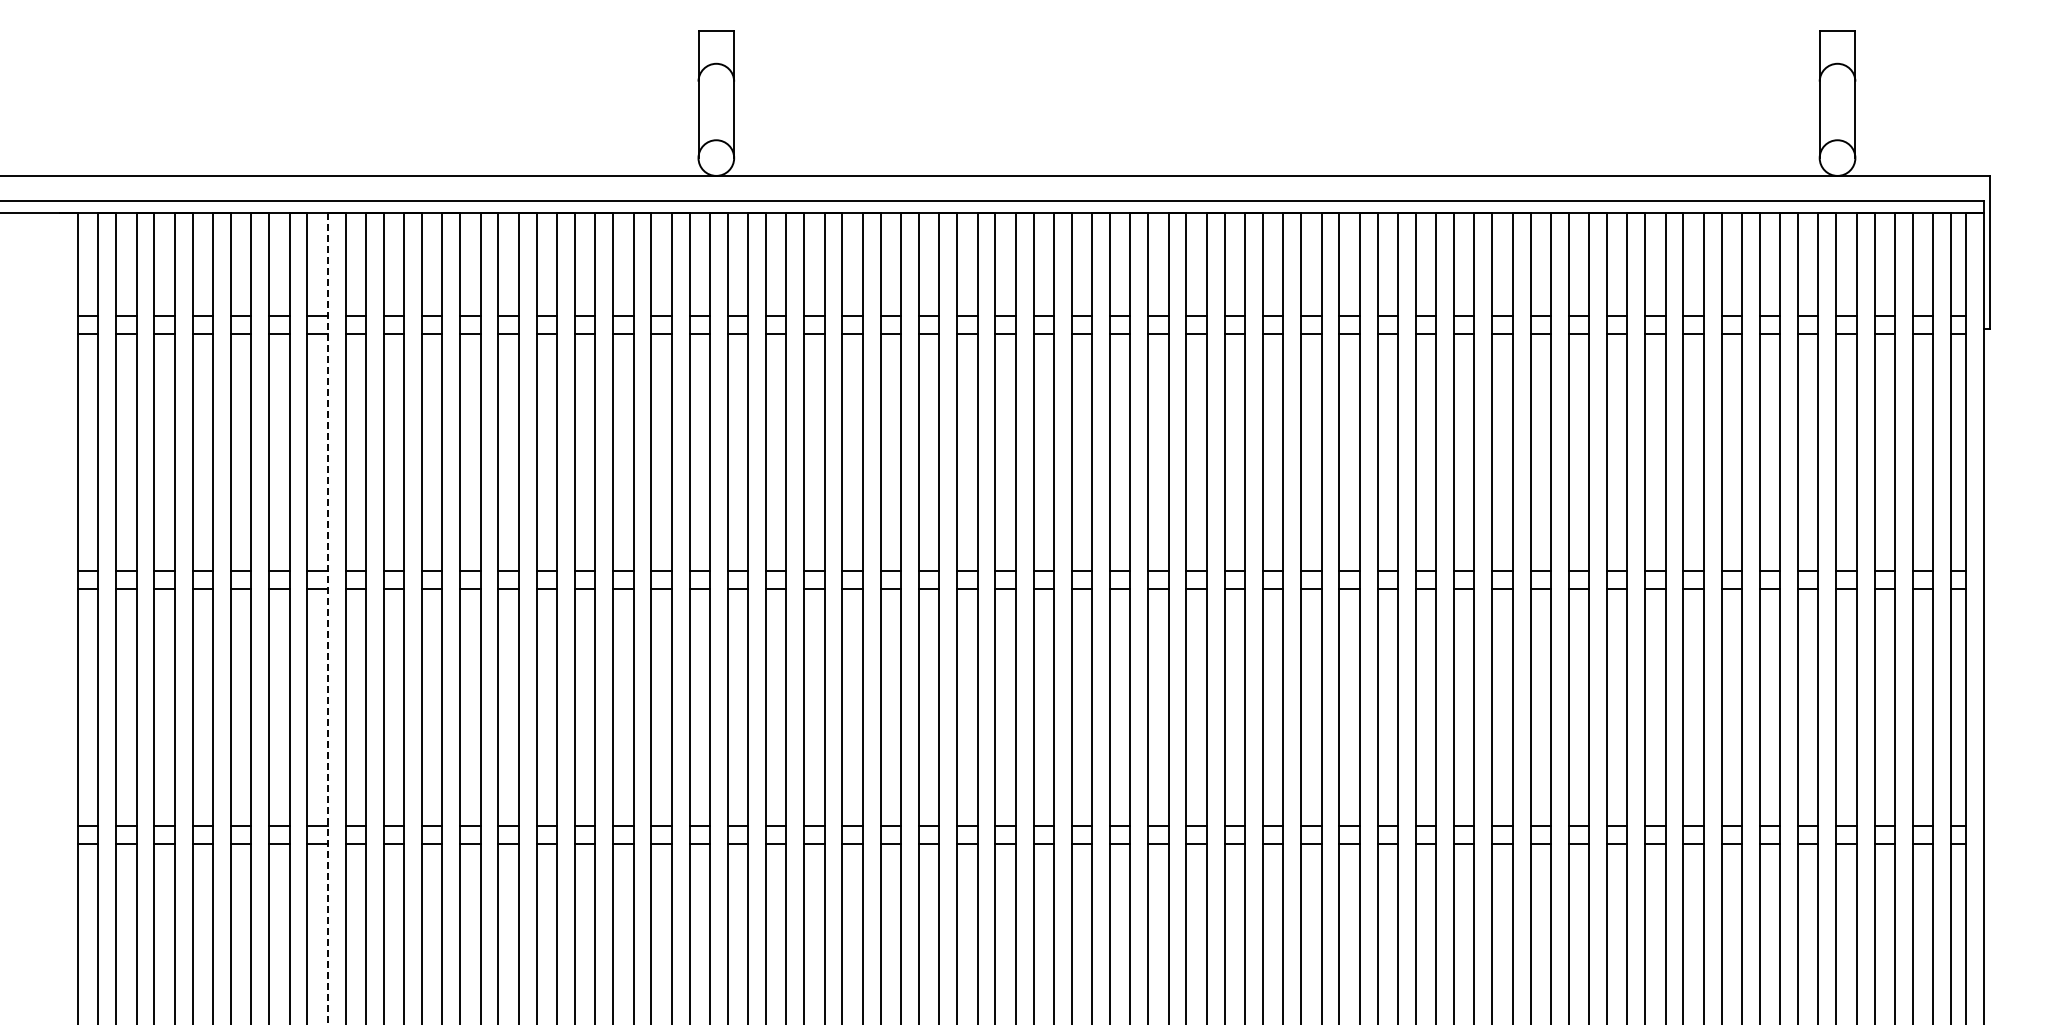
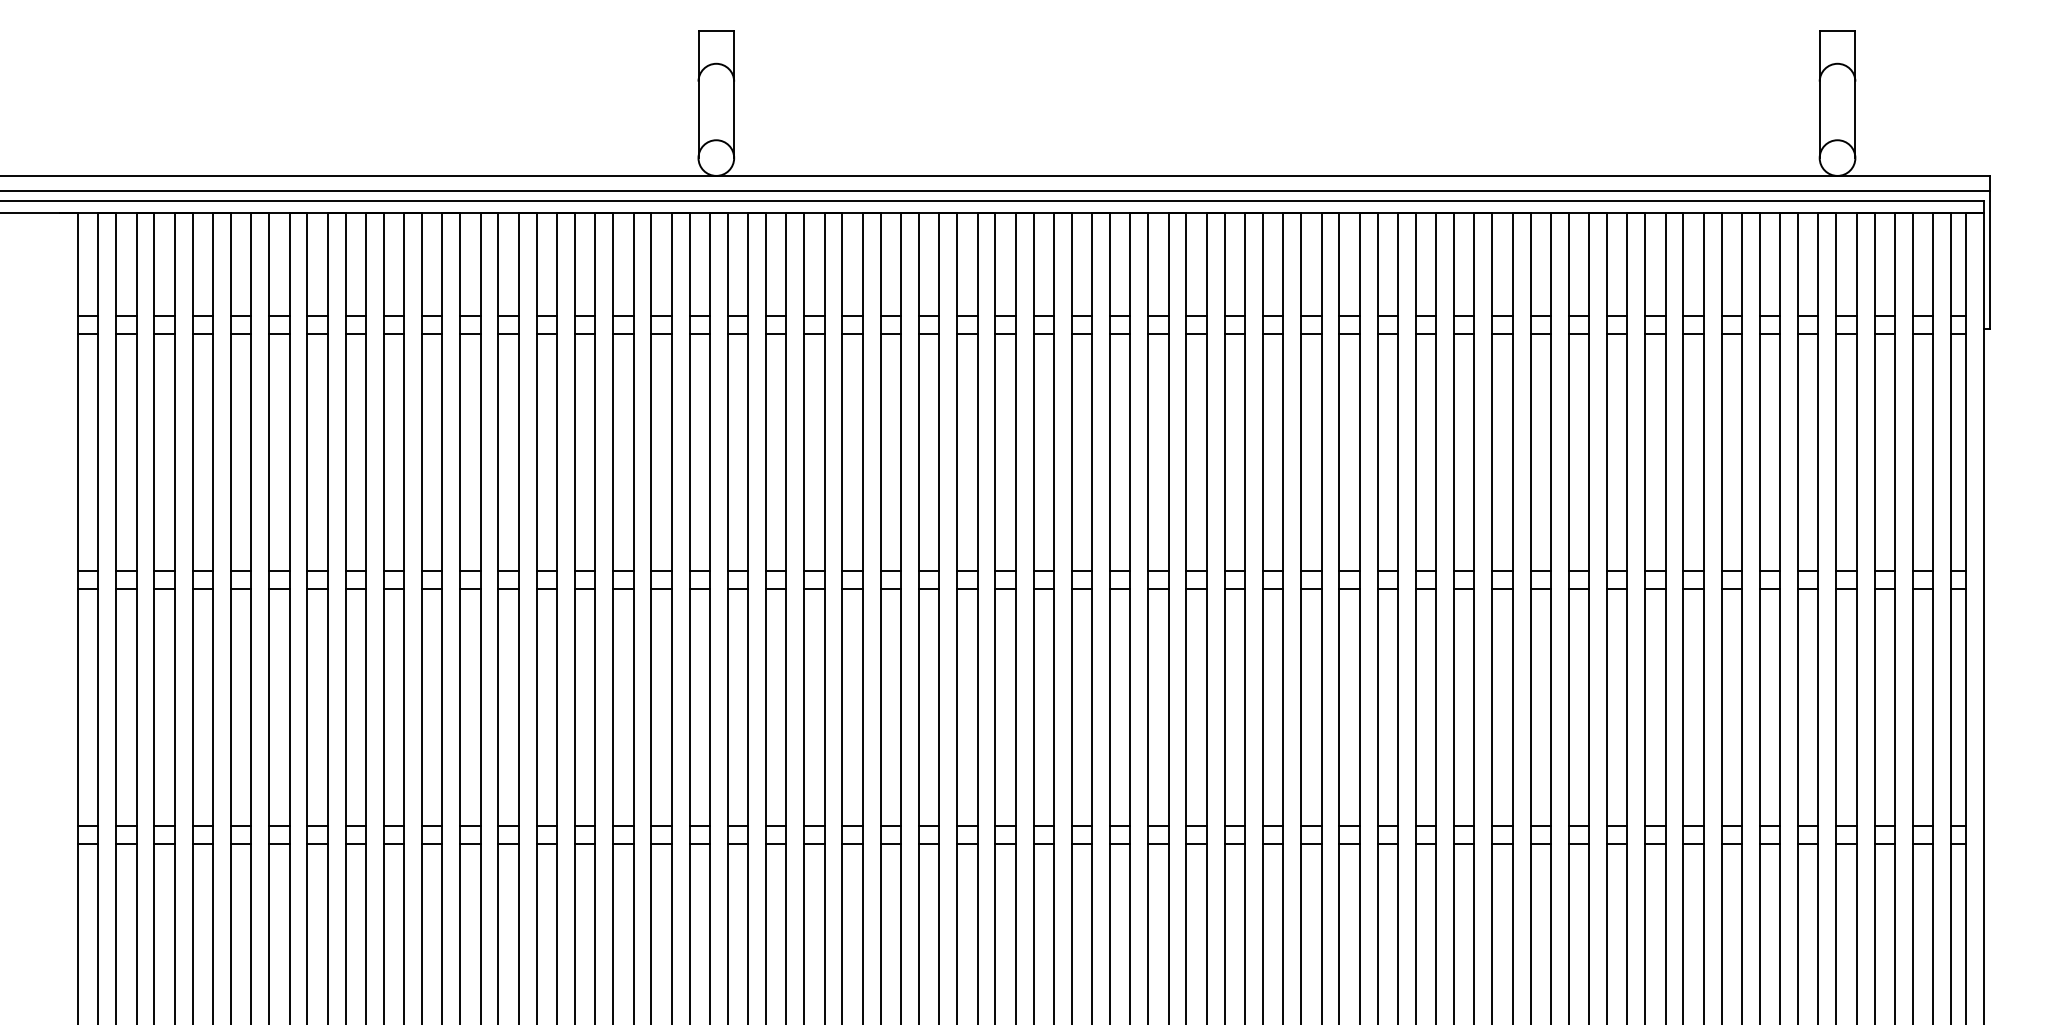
line: none -> present (996, 191)
line: dashed -> solid (327, 618)
